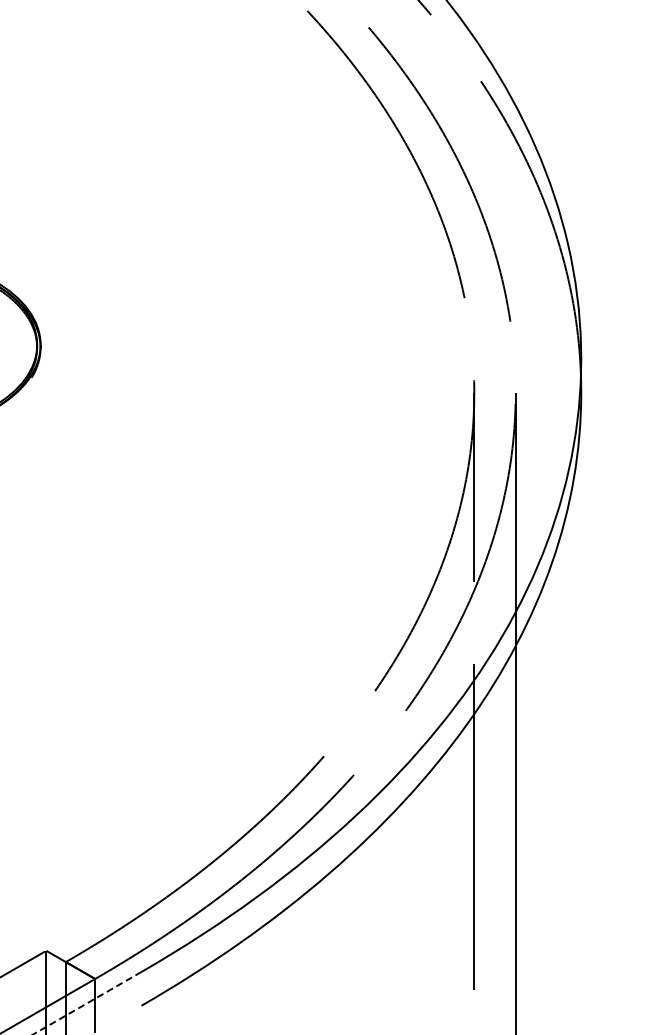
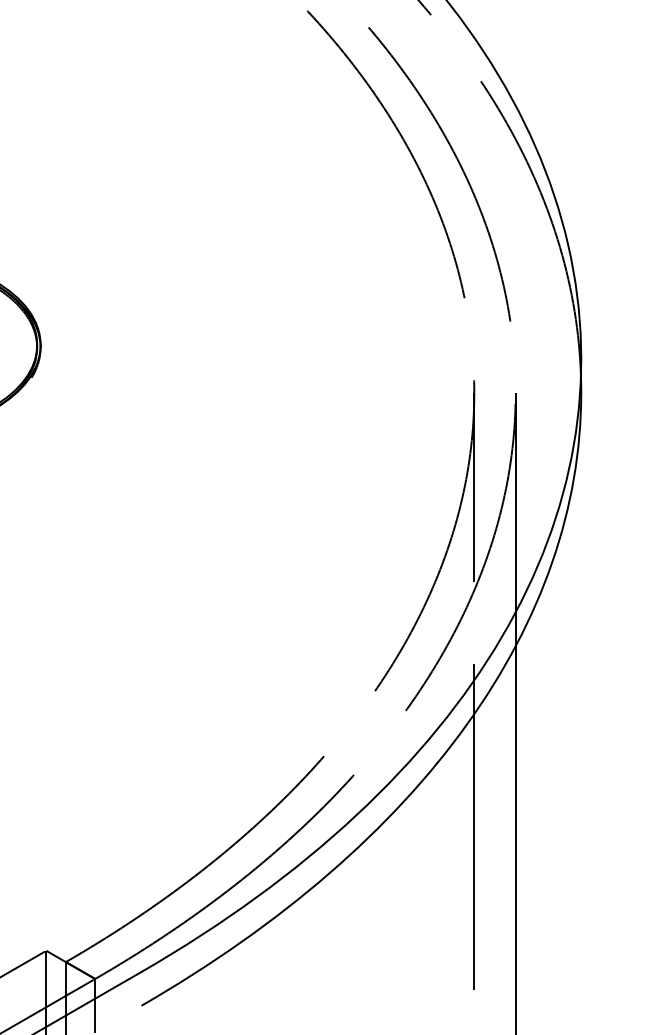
line: dashed -> solid (86, 1003)
